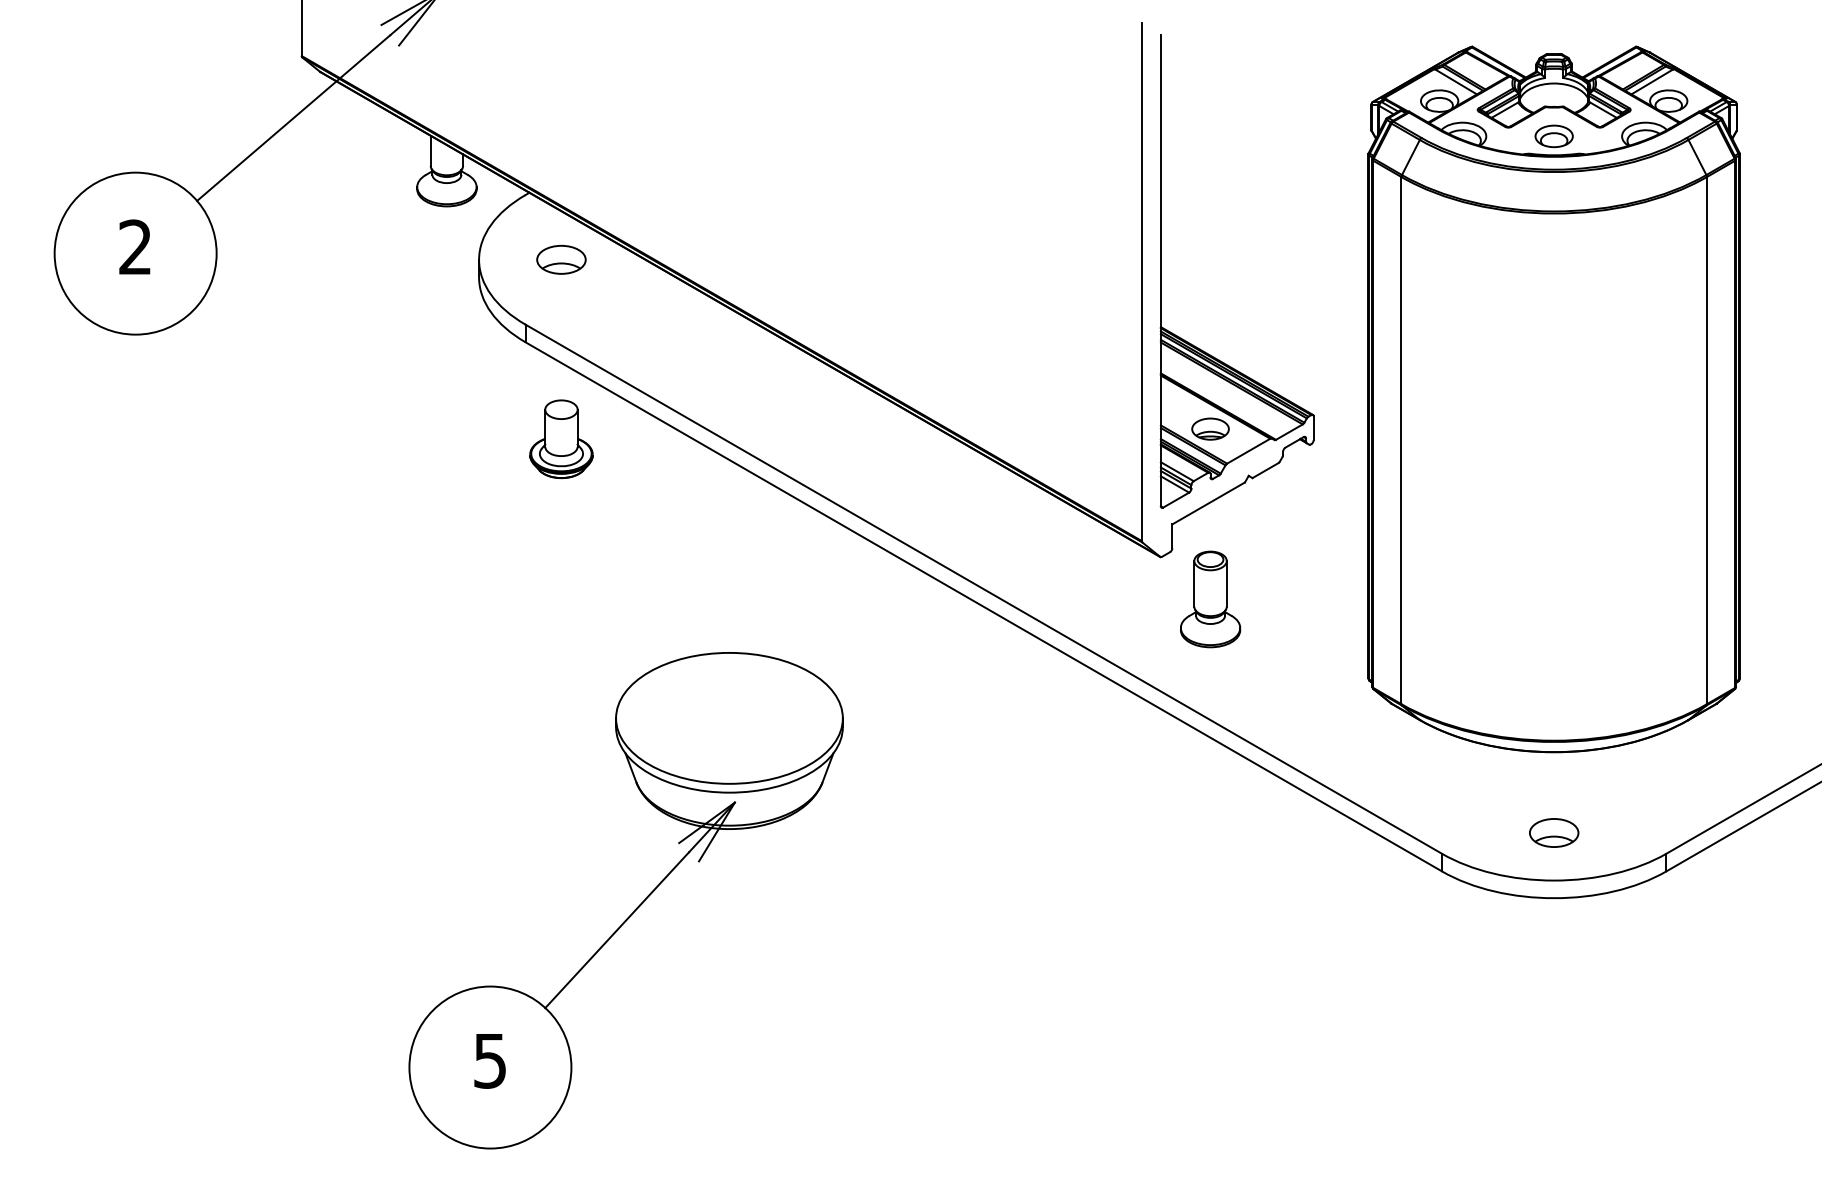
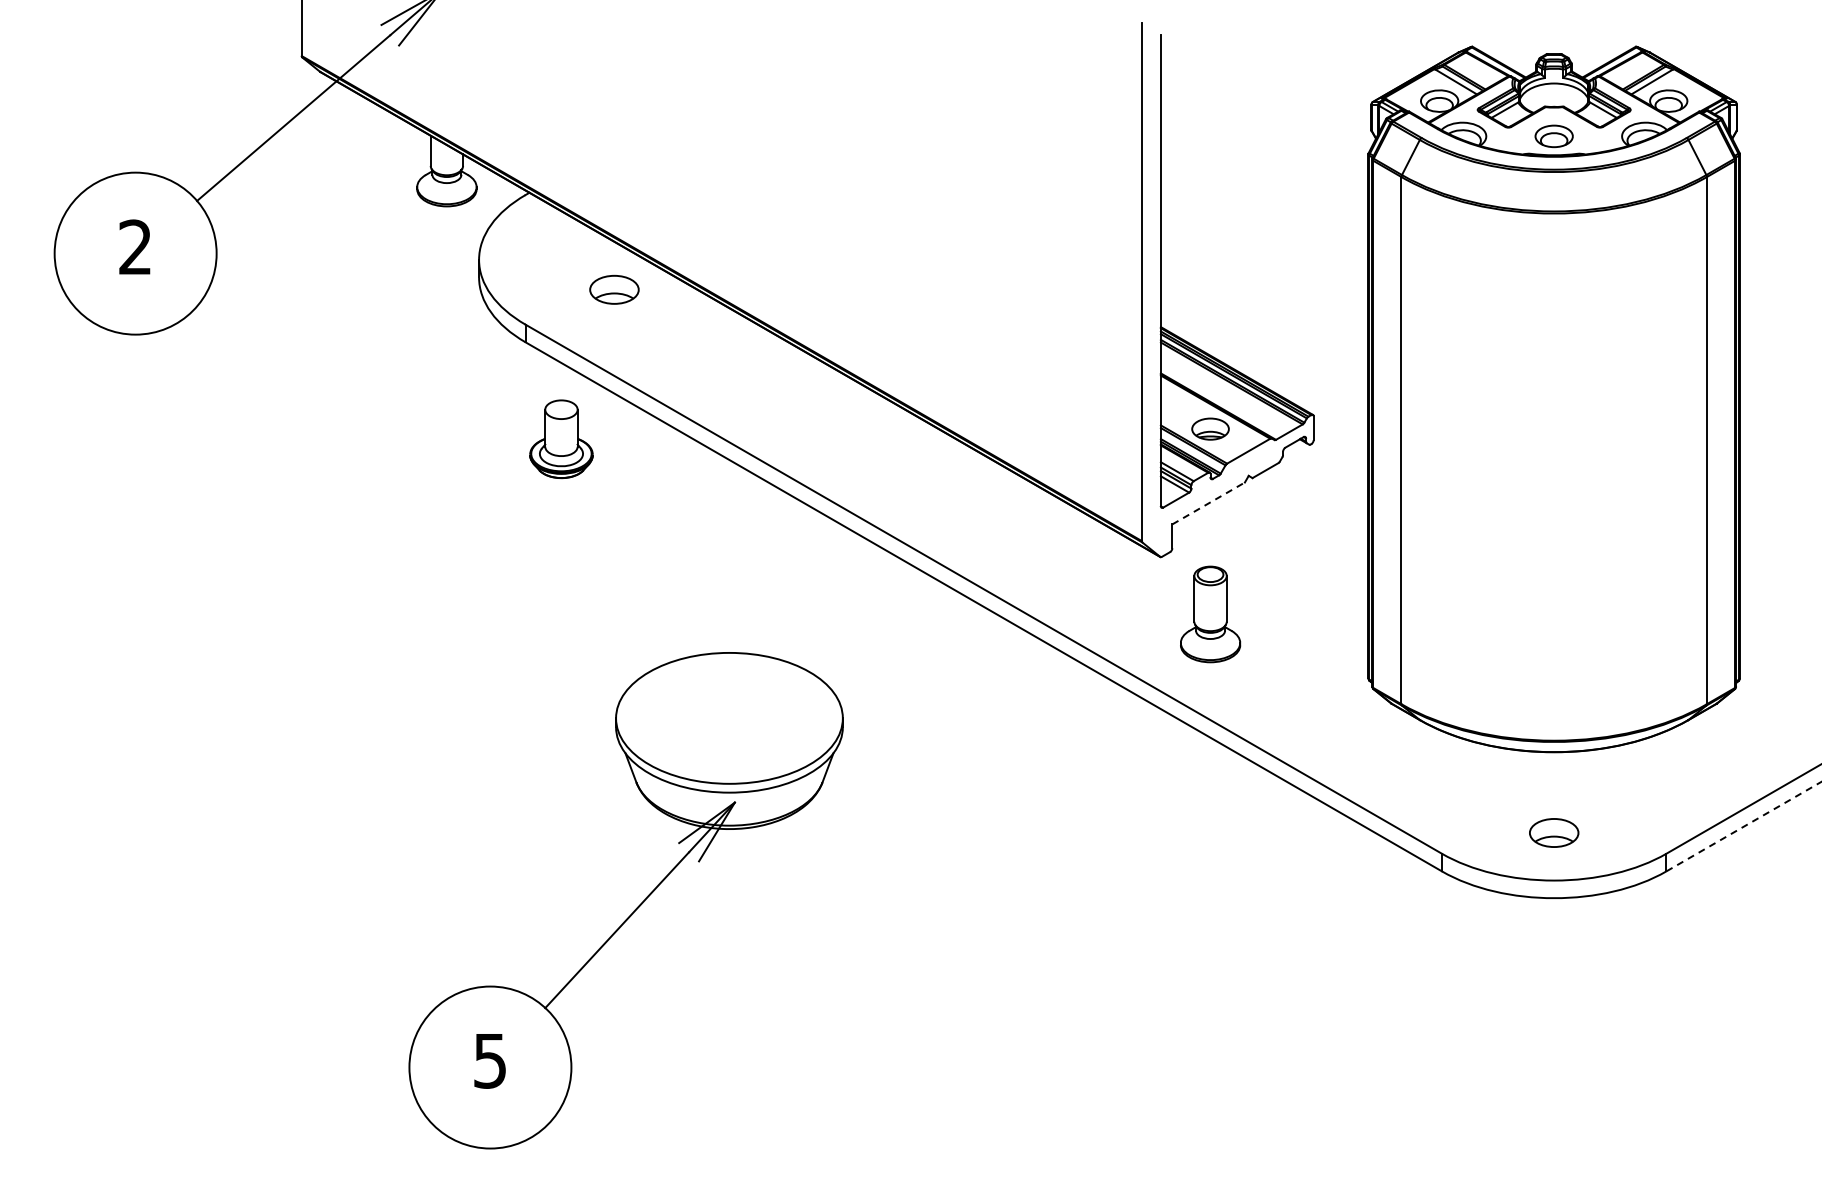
part position: (561, 259) -> (614, 289) (614, 289)
line: solid -> dashed (1208, 503)
part position: (1210, 599) -> (1210, 614) (1210, 614)
line: solid -> dashed (1744, 826)
